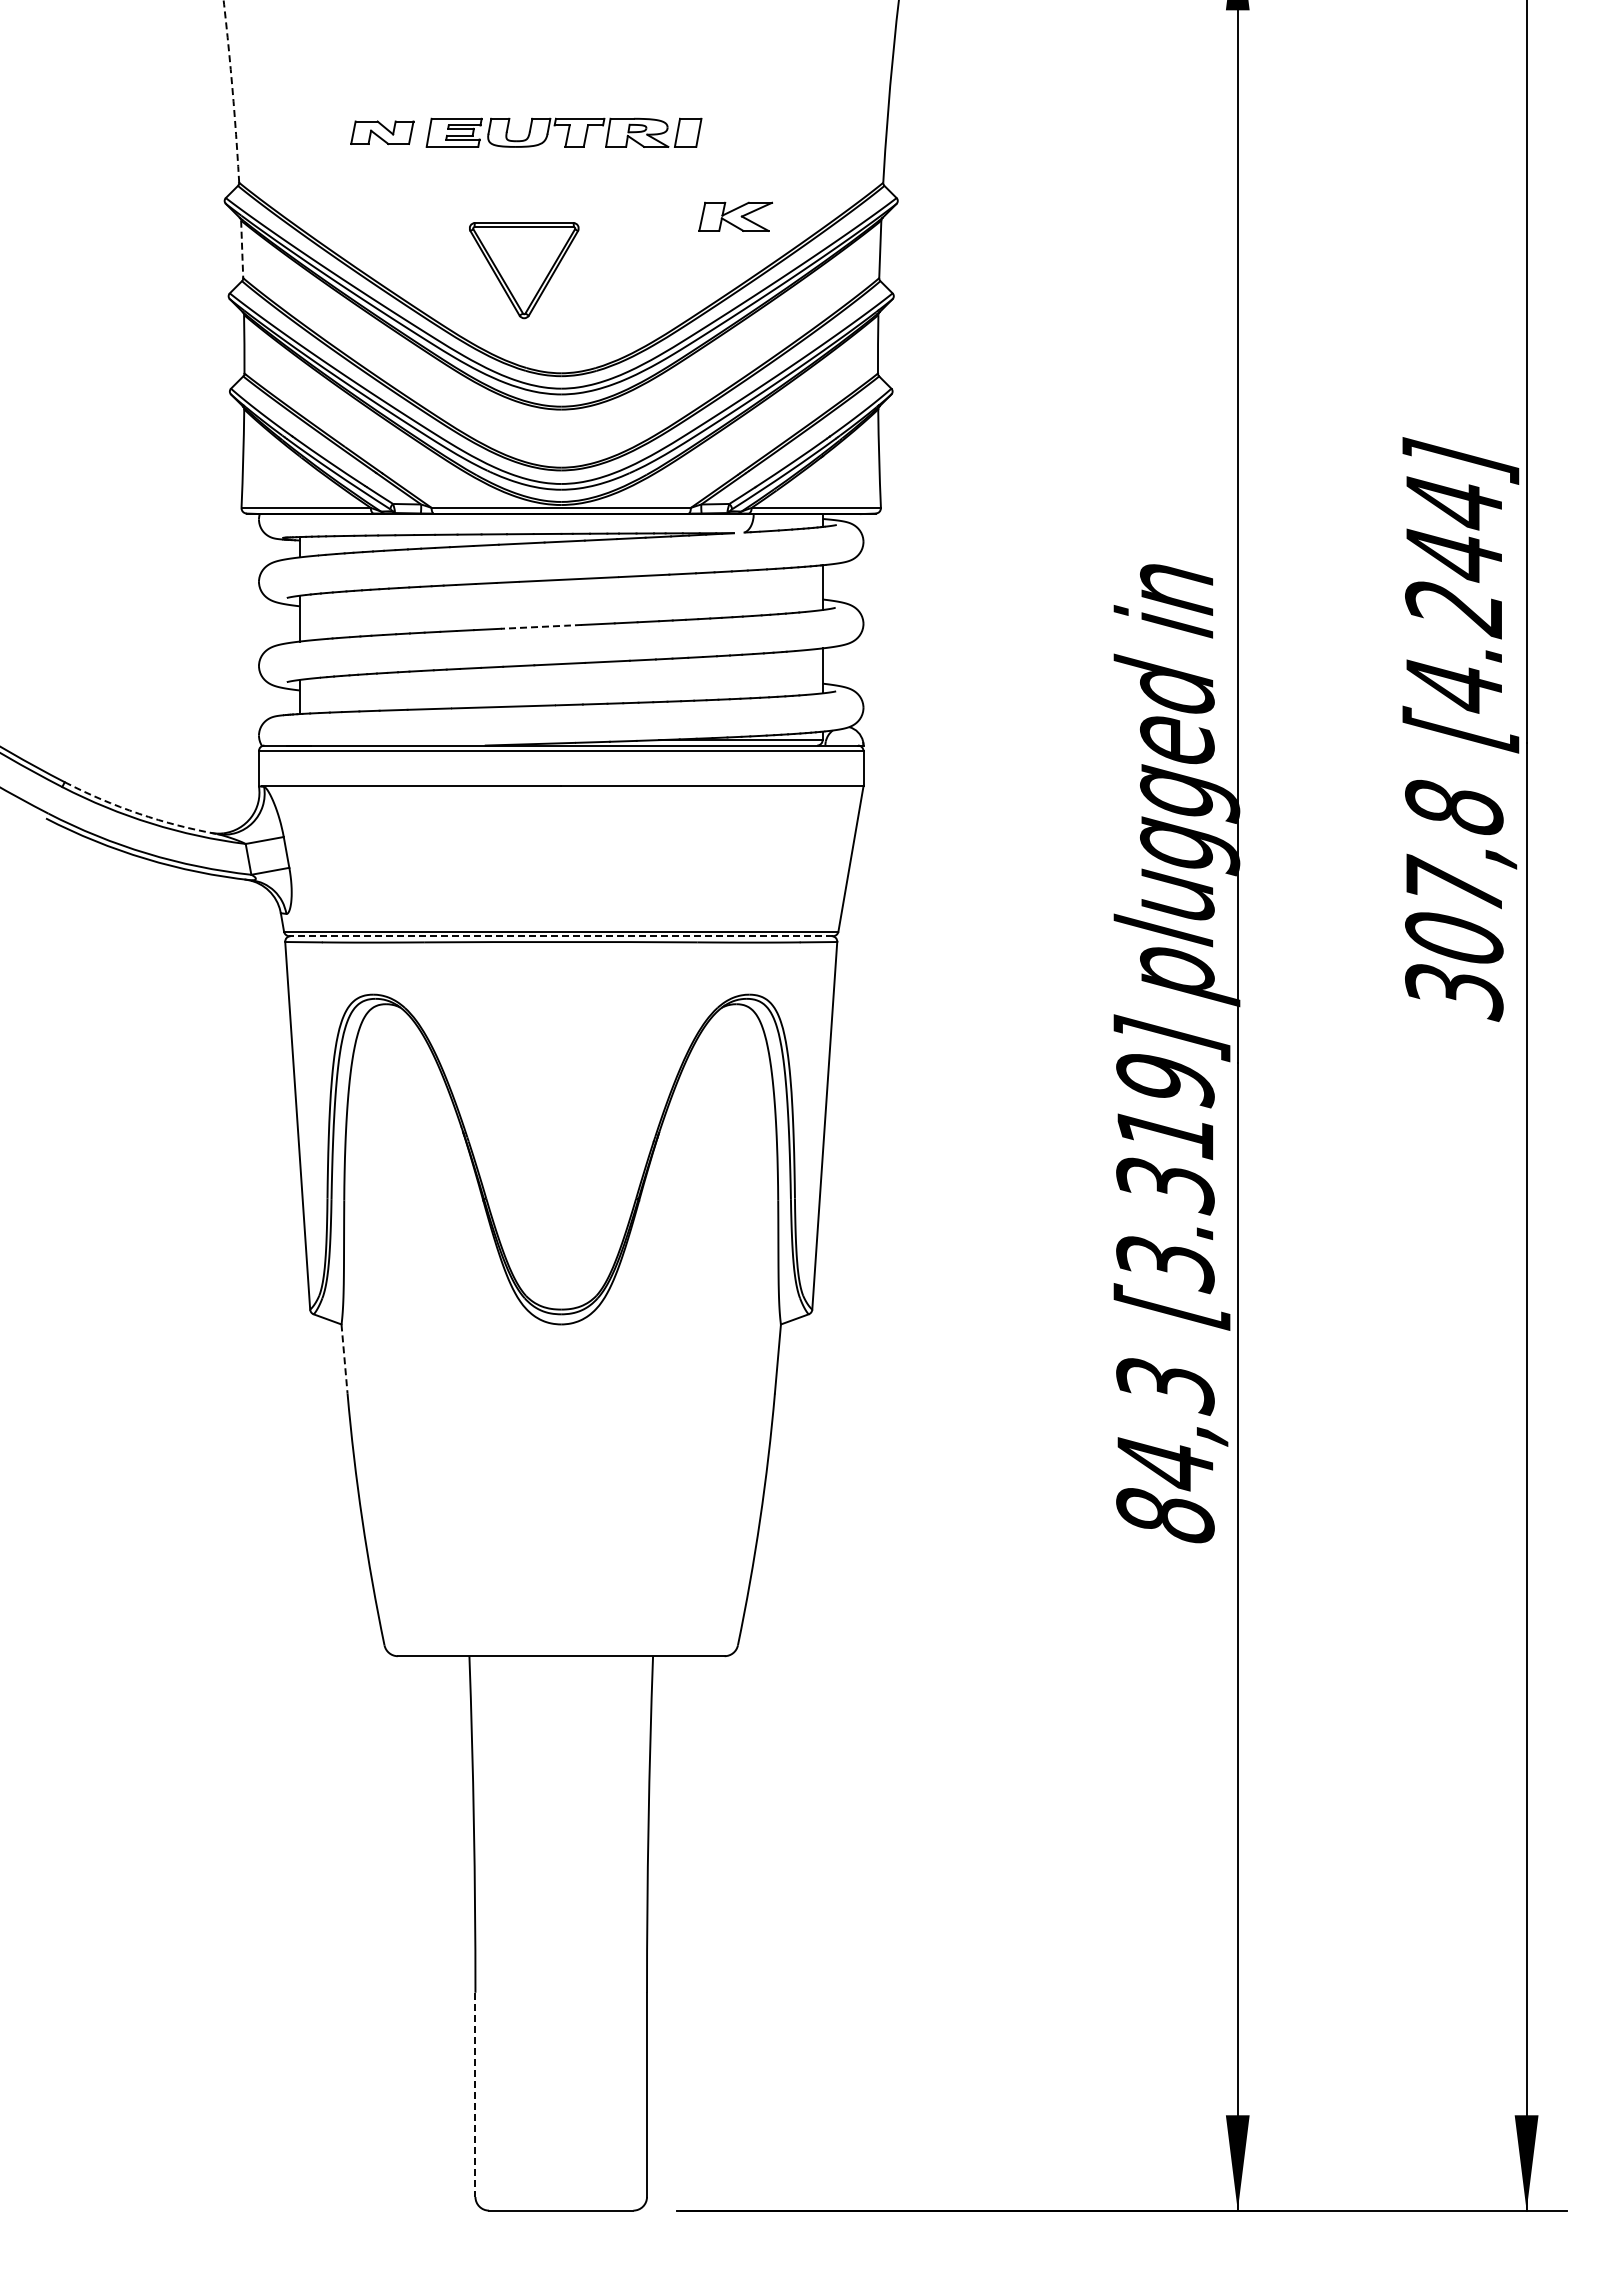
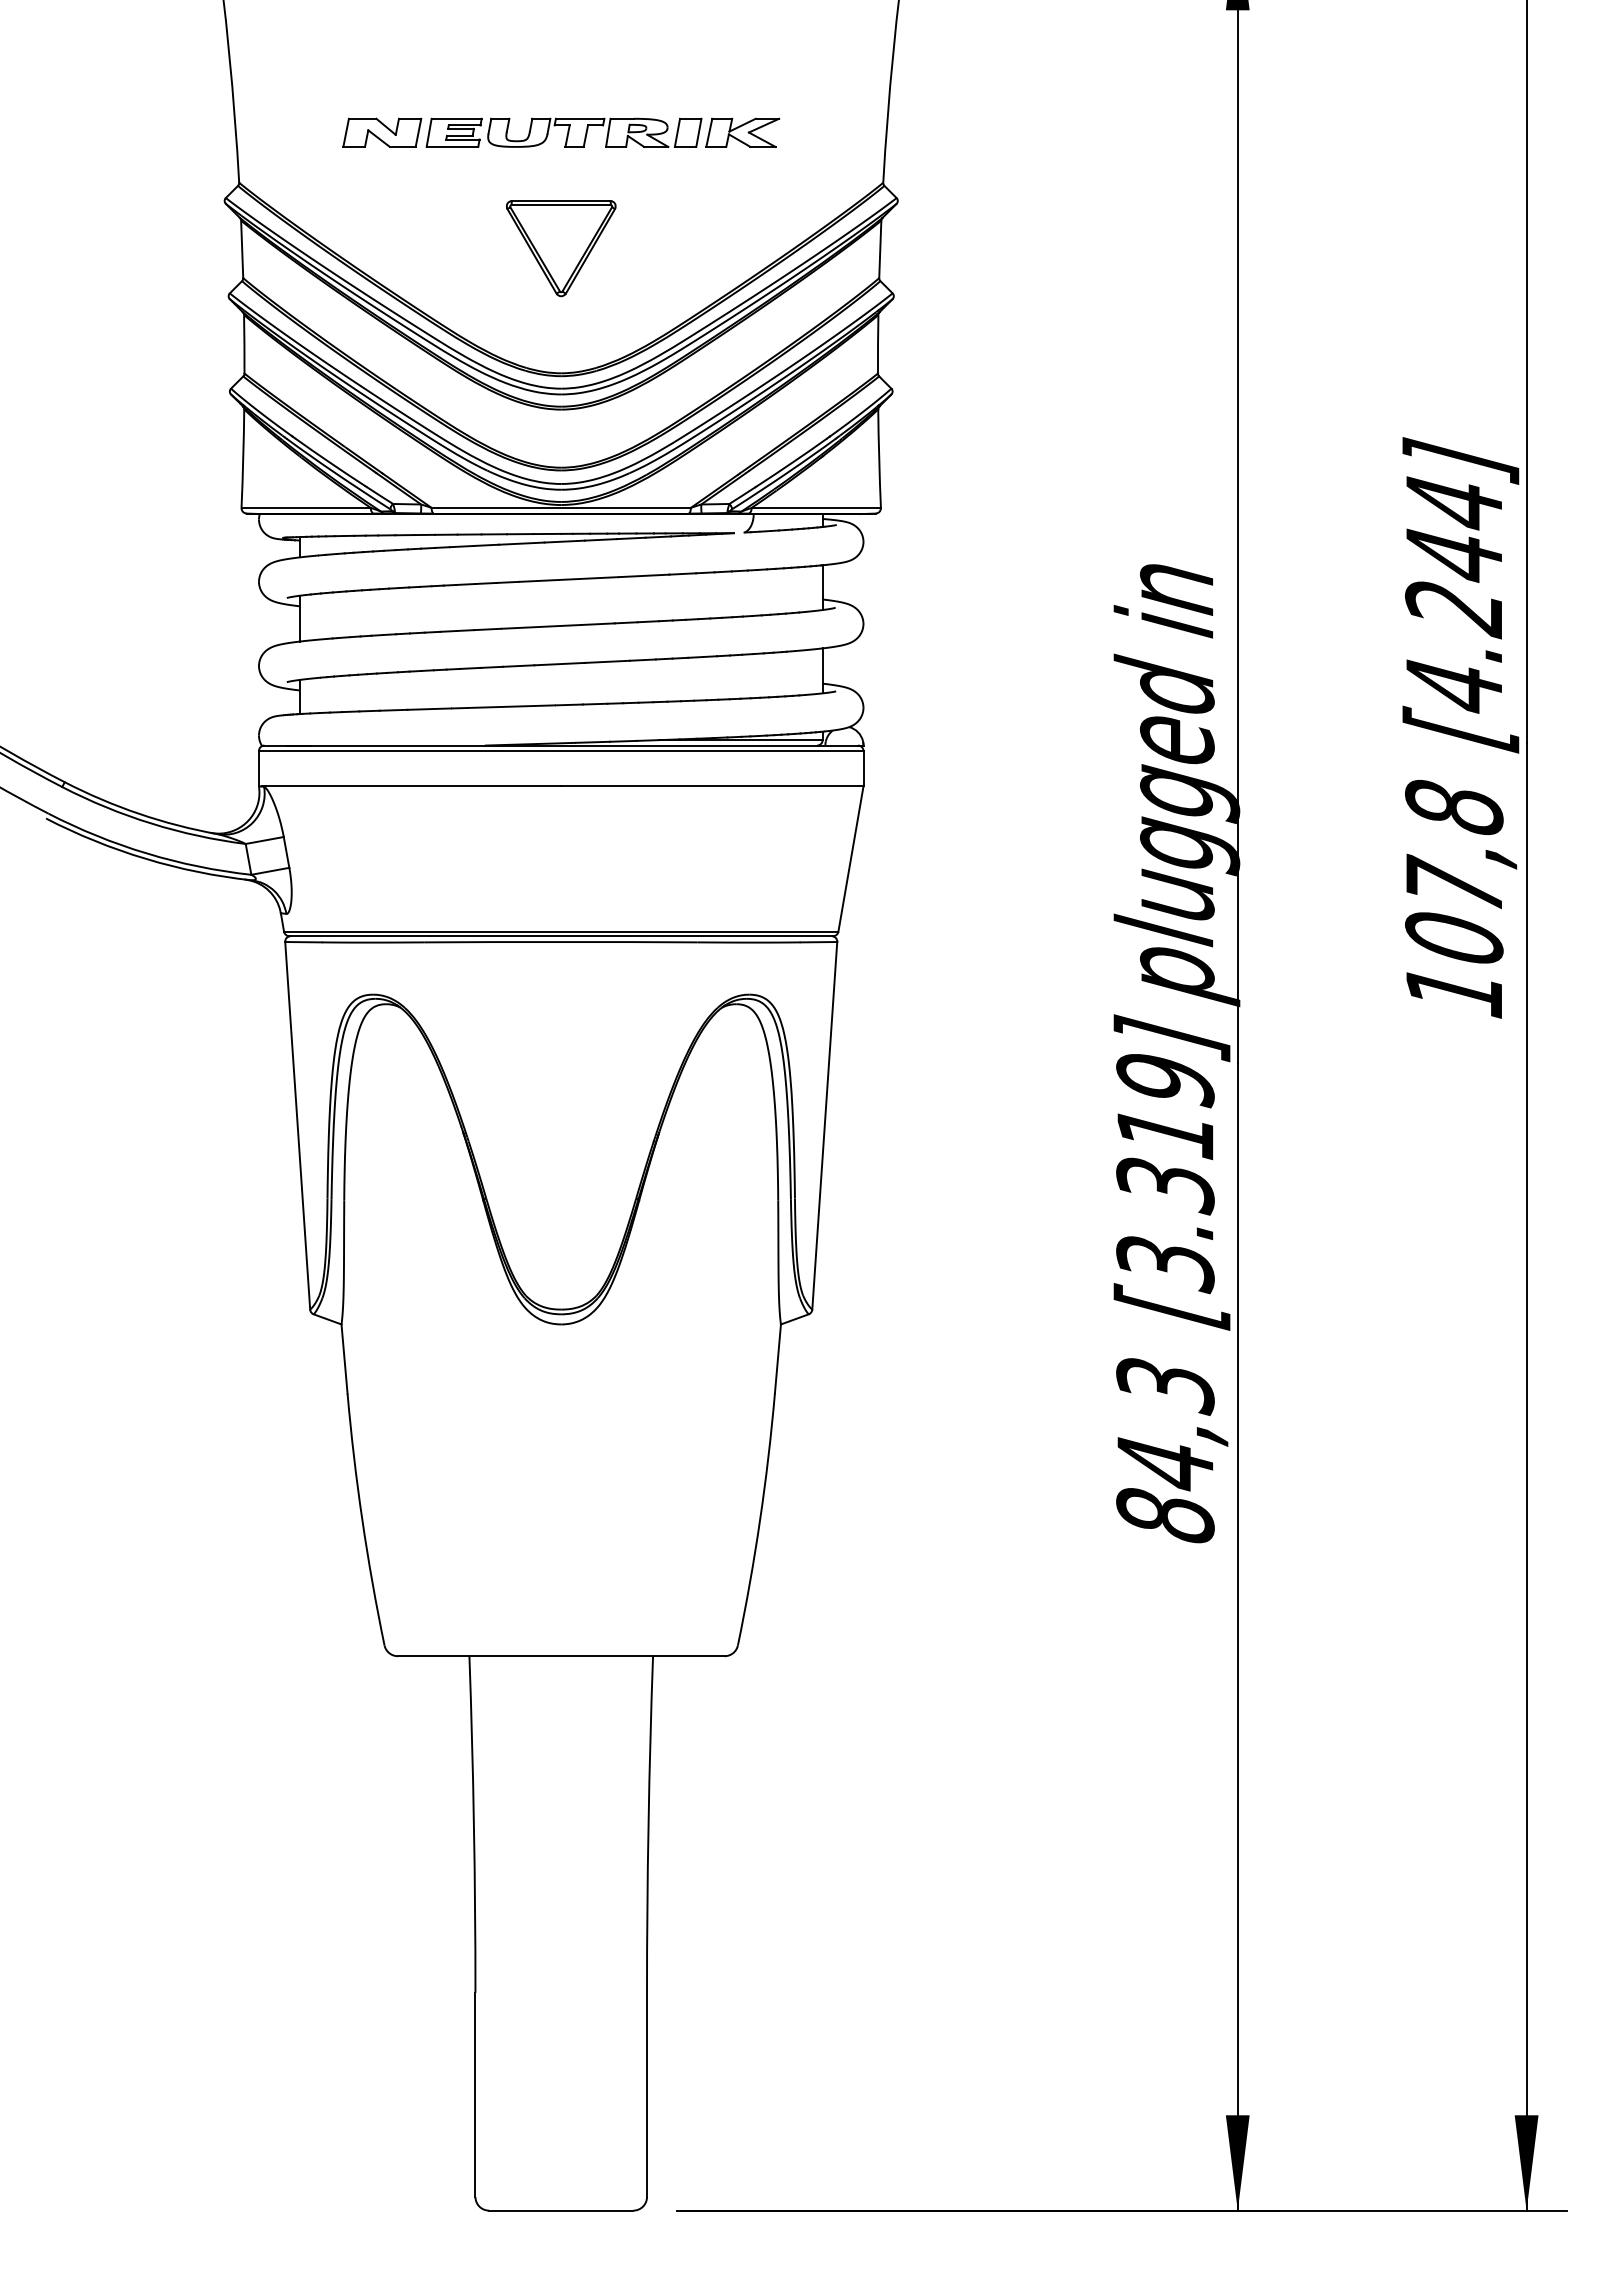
arc: dashed -> solid (232, 91)
part size: 65x26 px -> 81x31 px (382, 132)
part position: (735, 216) -> (742, 132) (742, 132)
line: dashed -> solid (242, 249)
part position: (524, 270) -> (561, 248) (561, 248)
line: dashed -> solid (541, 626)
arc: dashed -> solid (139, 813)
line: dashed -> solid (561, 936)
text: 307,8 -> 107,8 (1454, 993)
line: dashed -> solid (344, 1358)
line: dashed -> solid (475, 2095)
